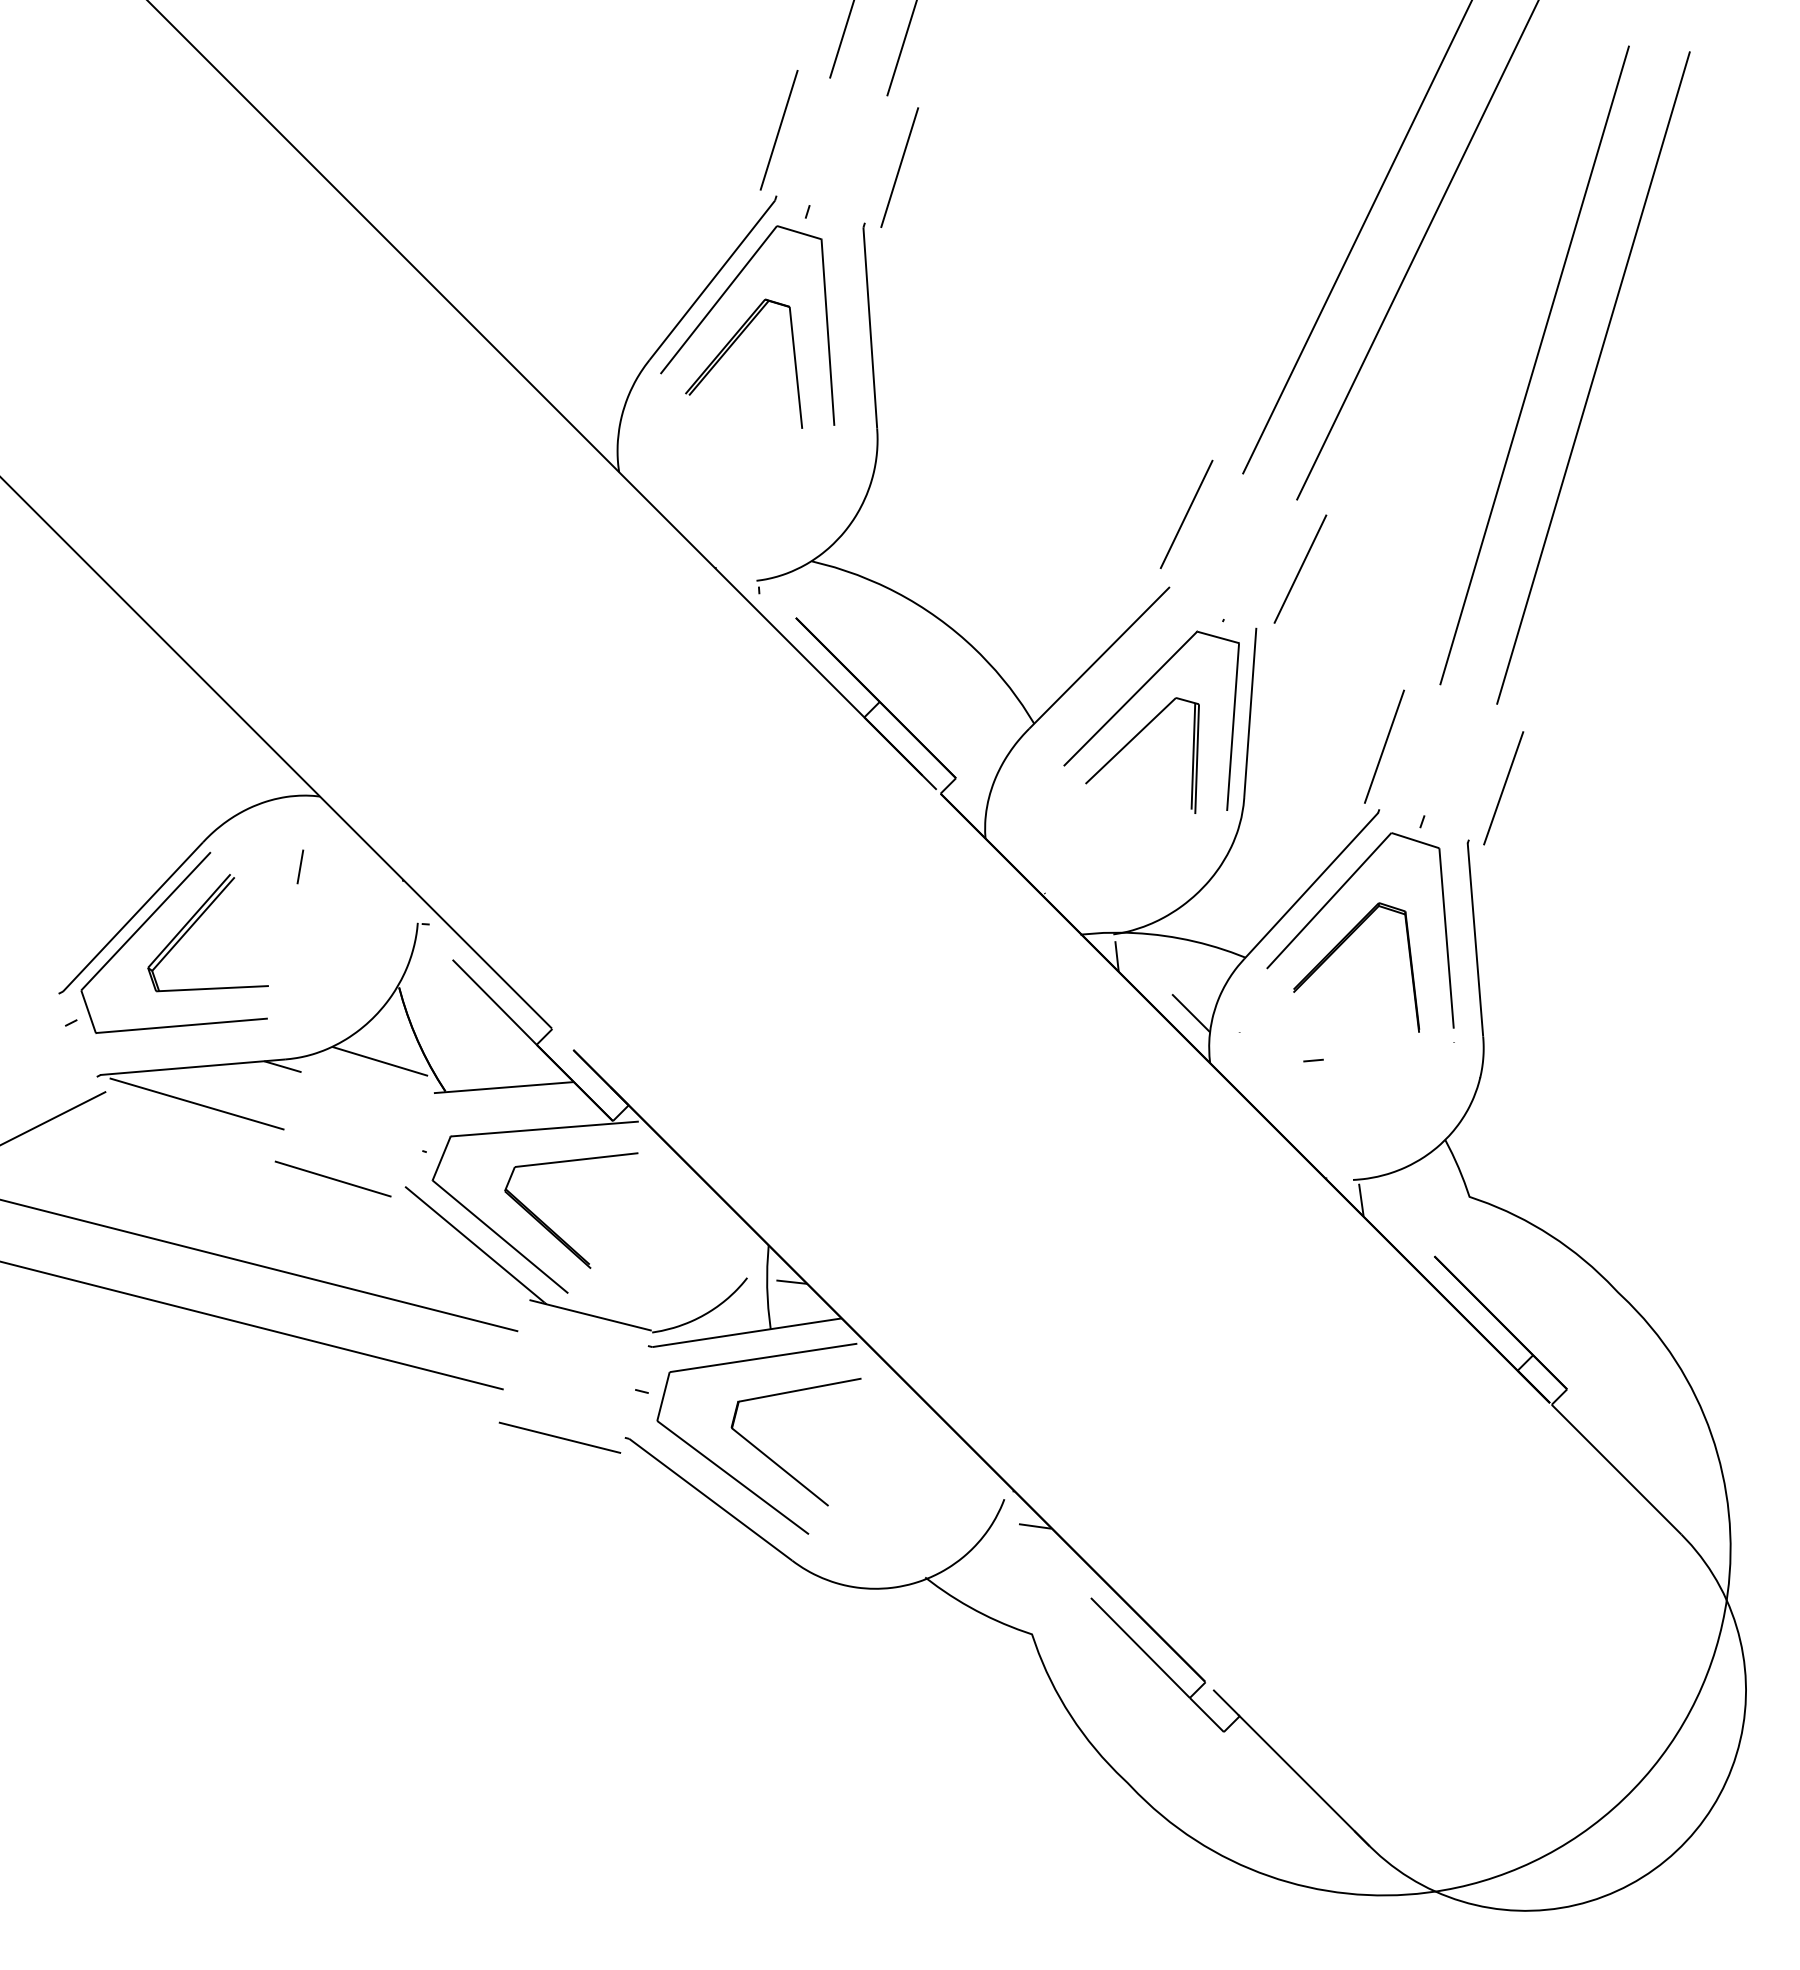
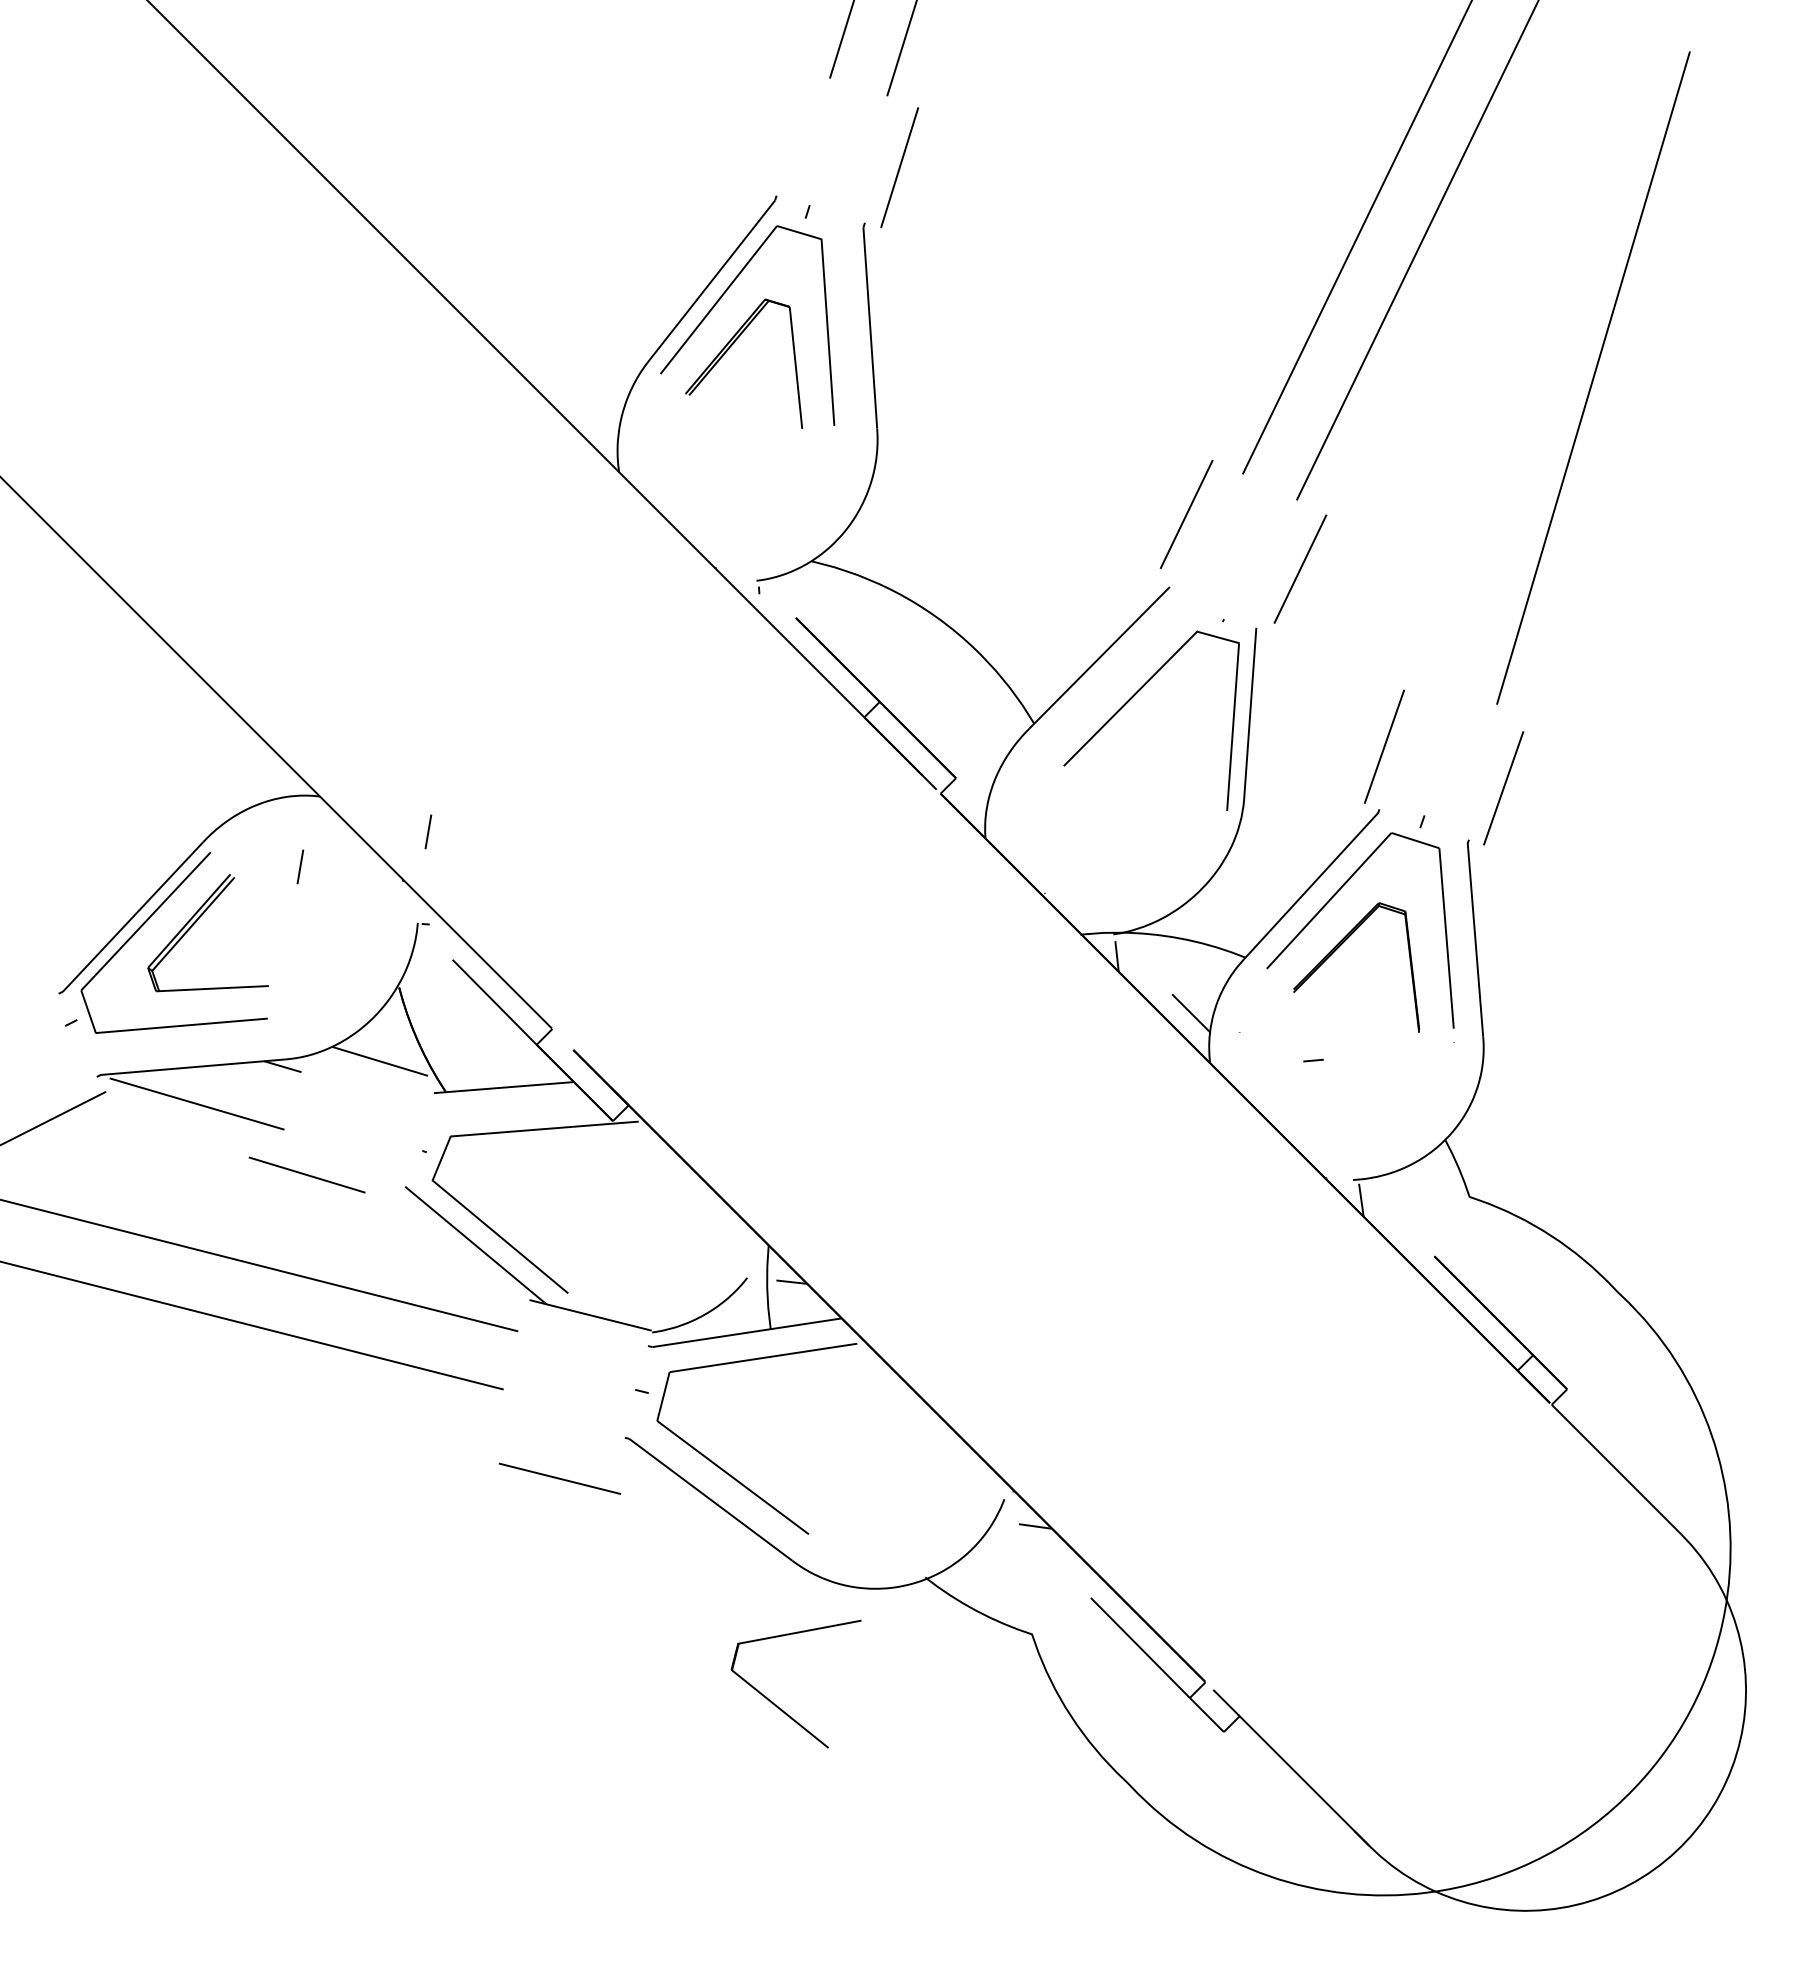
line: present -> none (778, 130)
line: present -> none (1534, 365)
part: present -> none (1130, 742)
line: none -> present (428, 831)
line position: (332, 1178) -> (306, 1174) (306, 1174)
part: present -> none (552, 1229)
line position: (559, 1437) -> (559, 1478) (559, 1478)
part position: (776, 1462) -> (776, 1704) (776, 1704)
